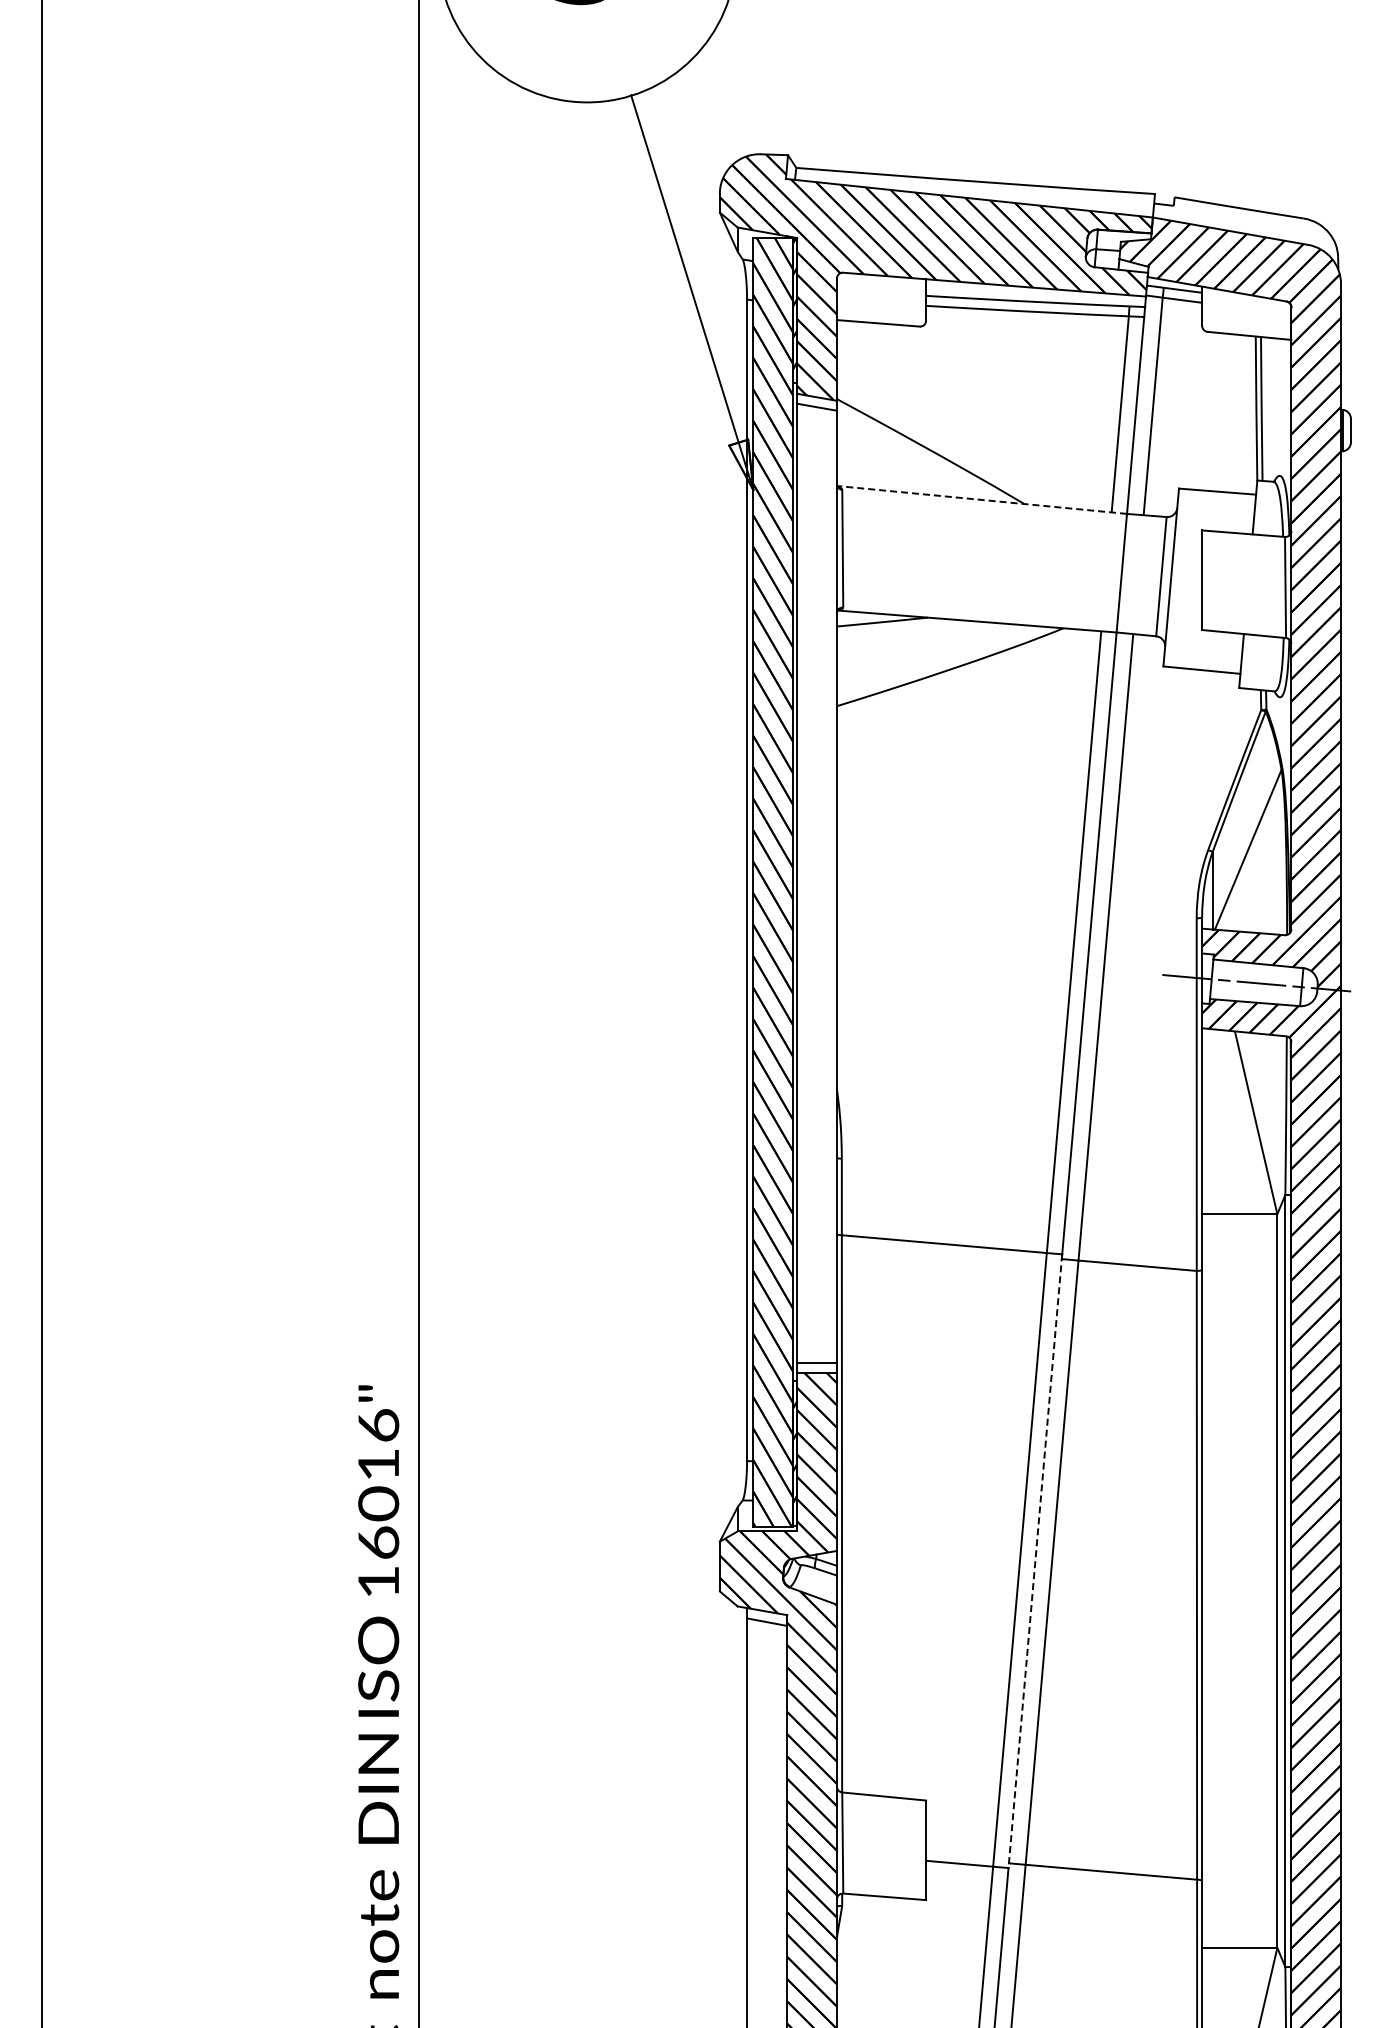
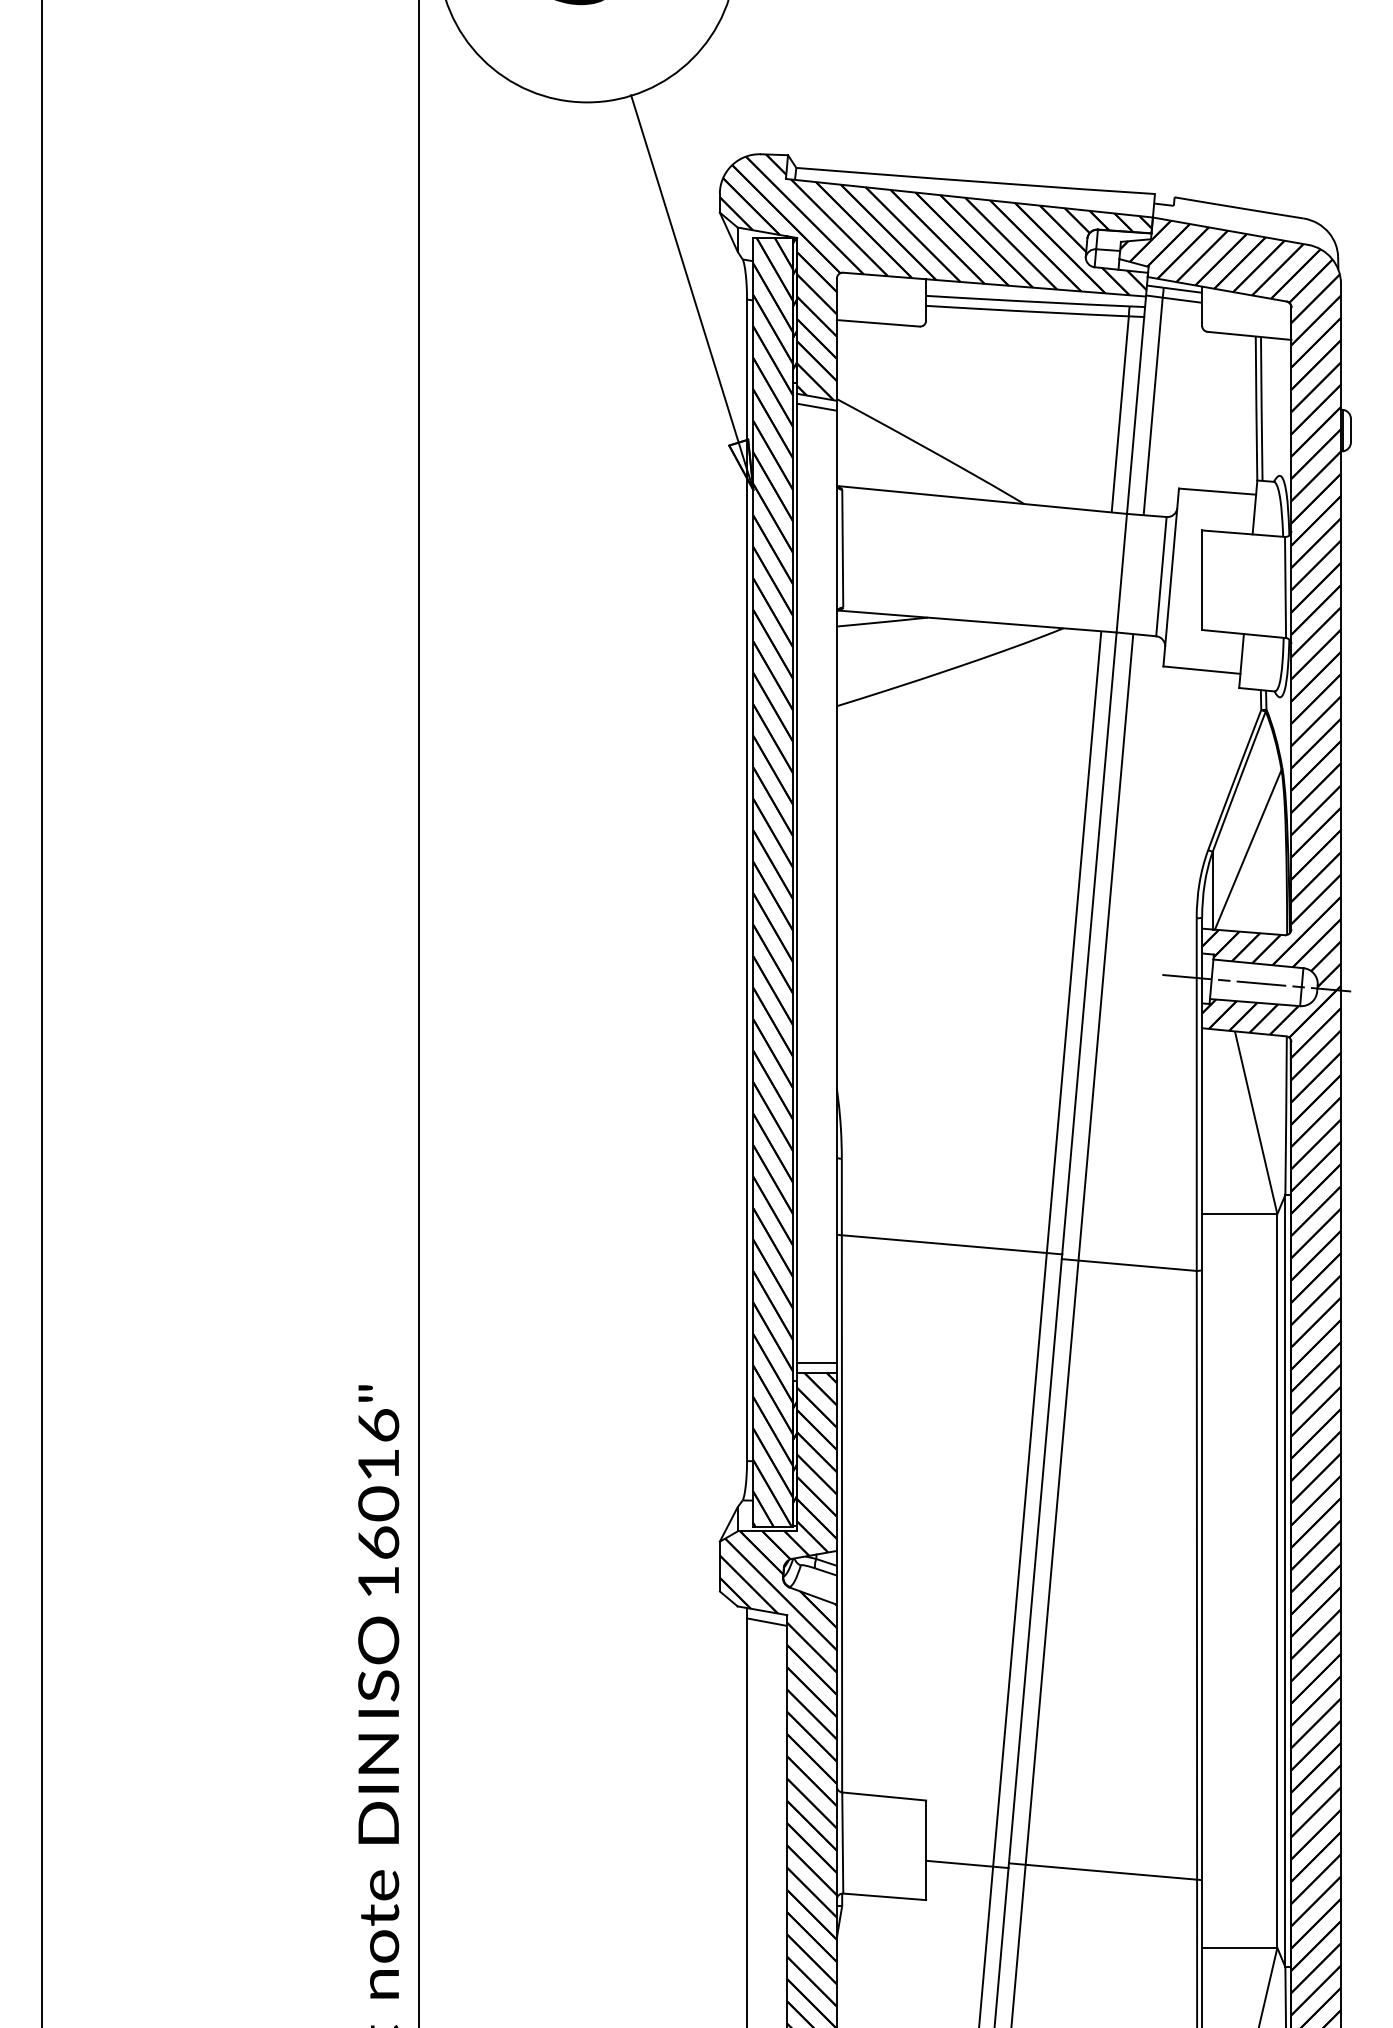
line: dashed -> solid (982, 499)
line: dashed -> solid (1035, 1561)
